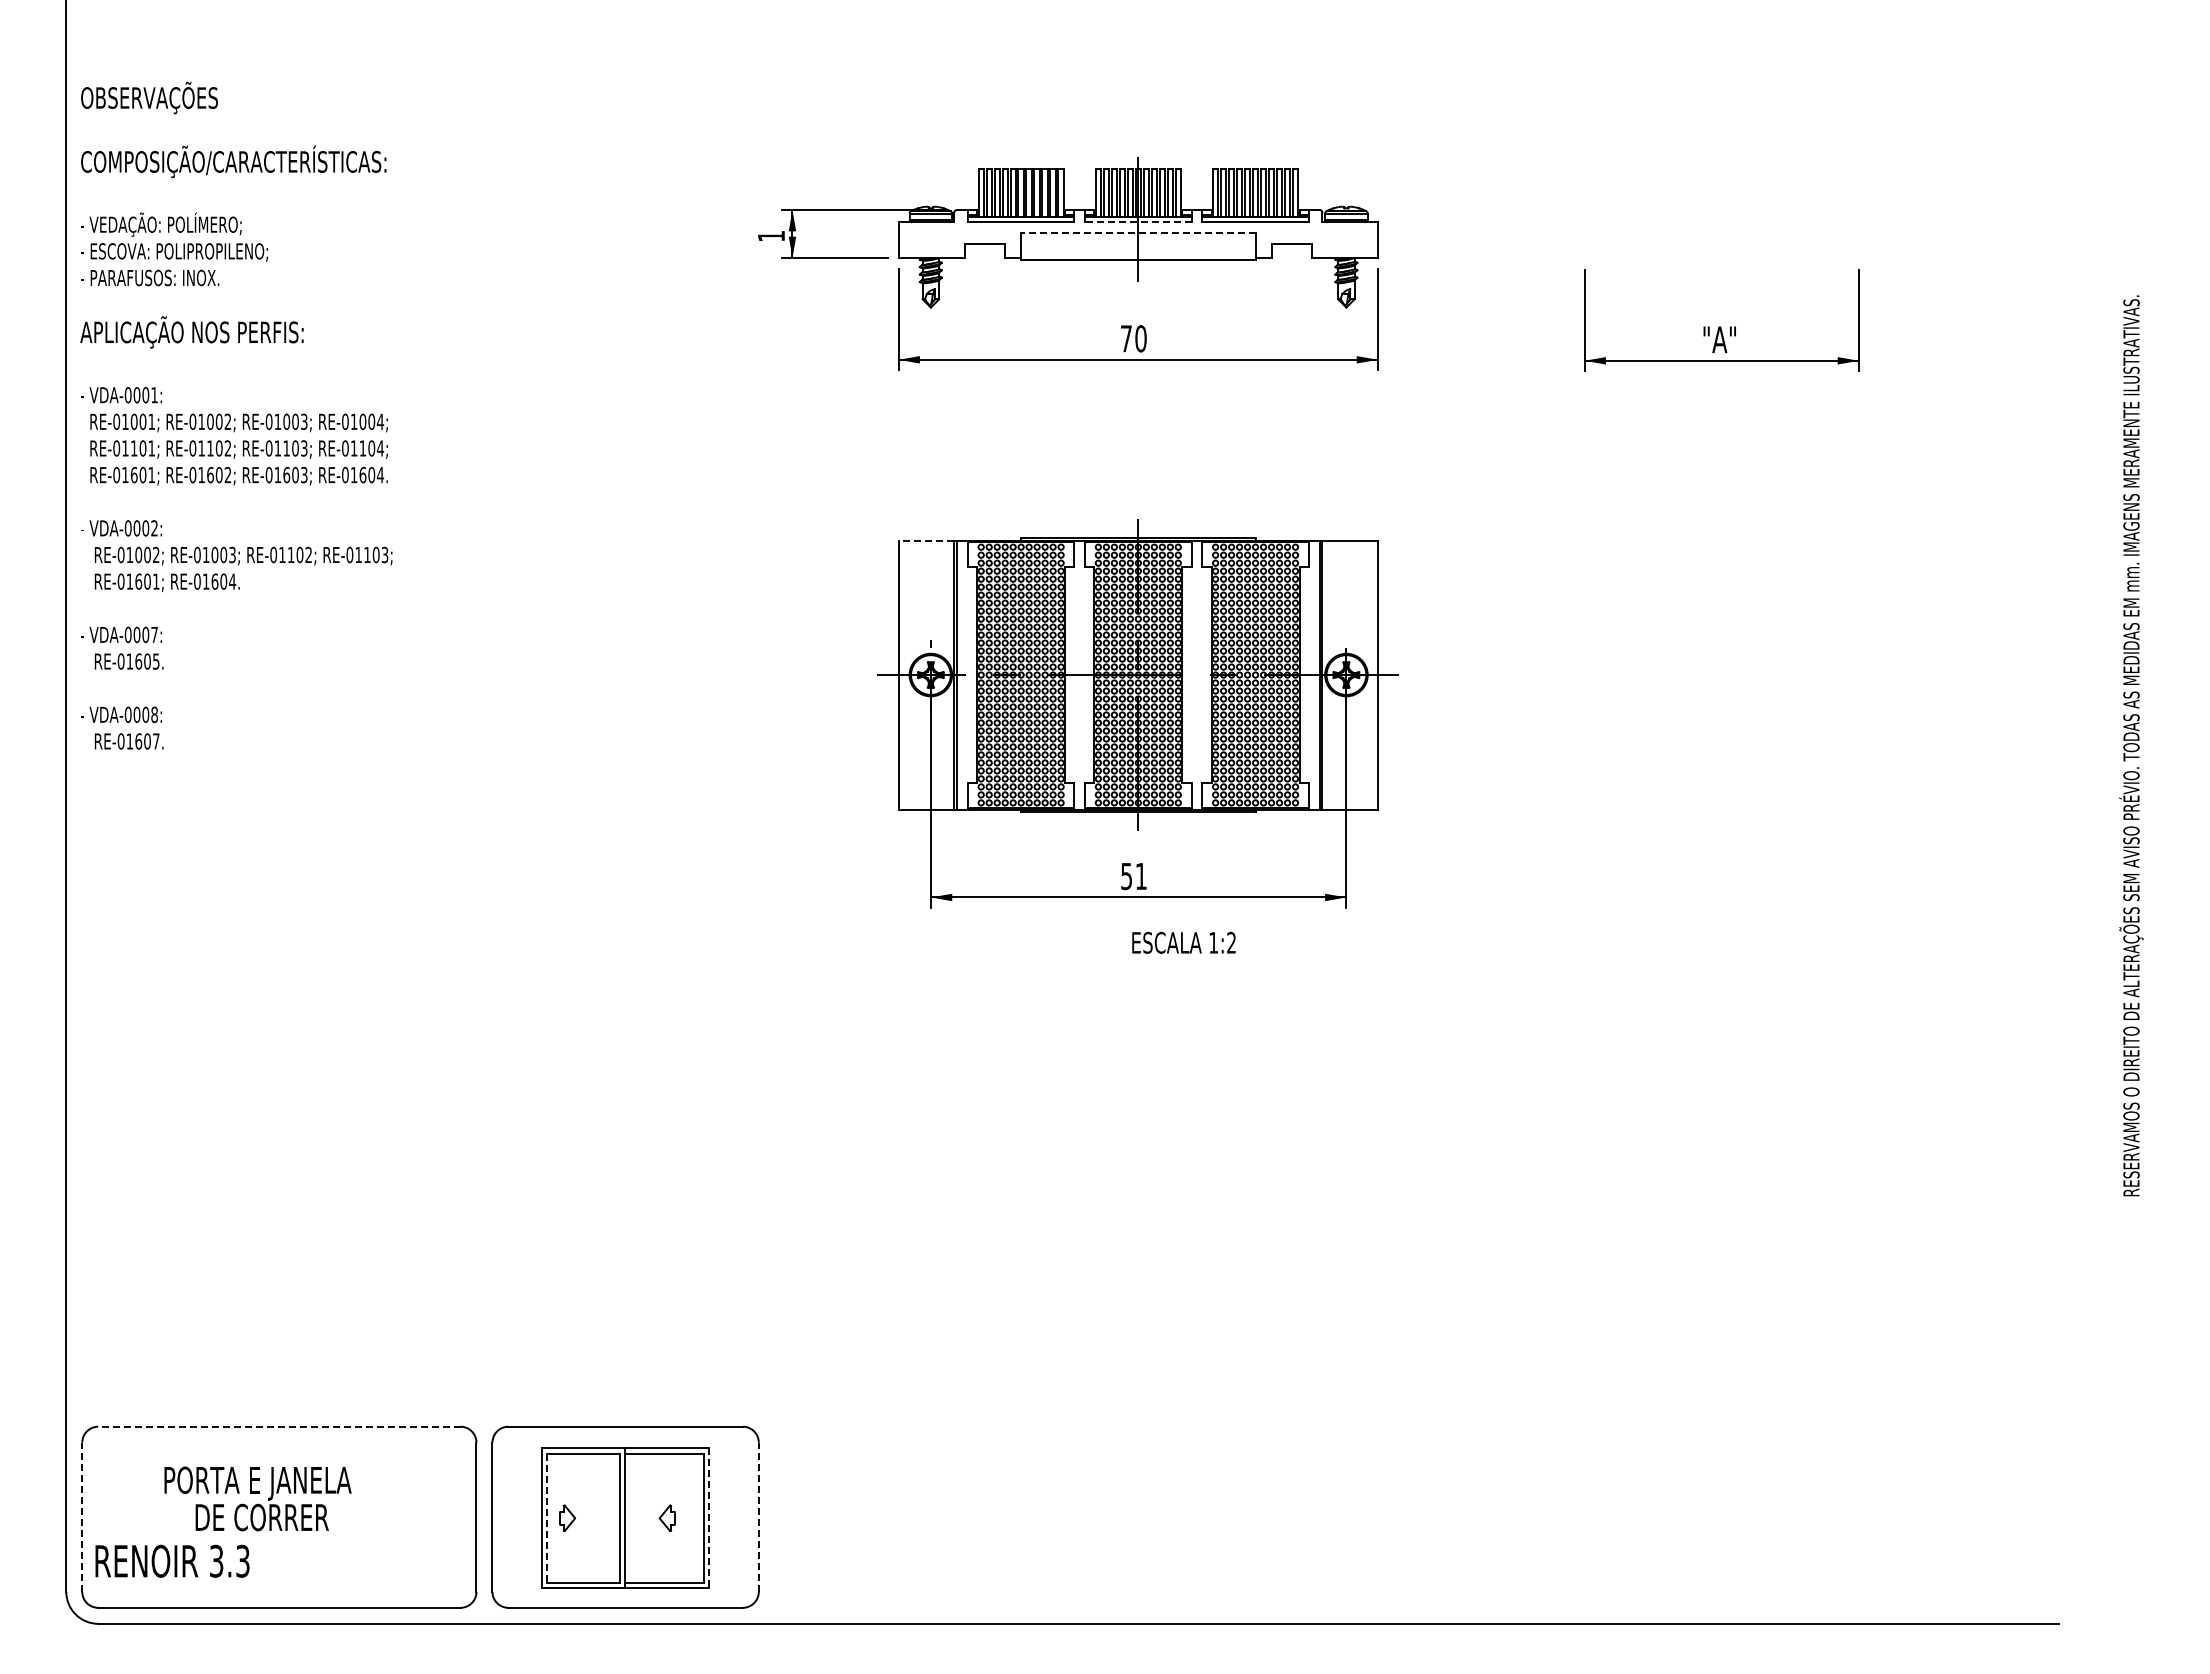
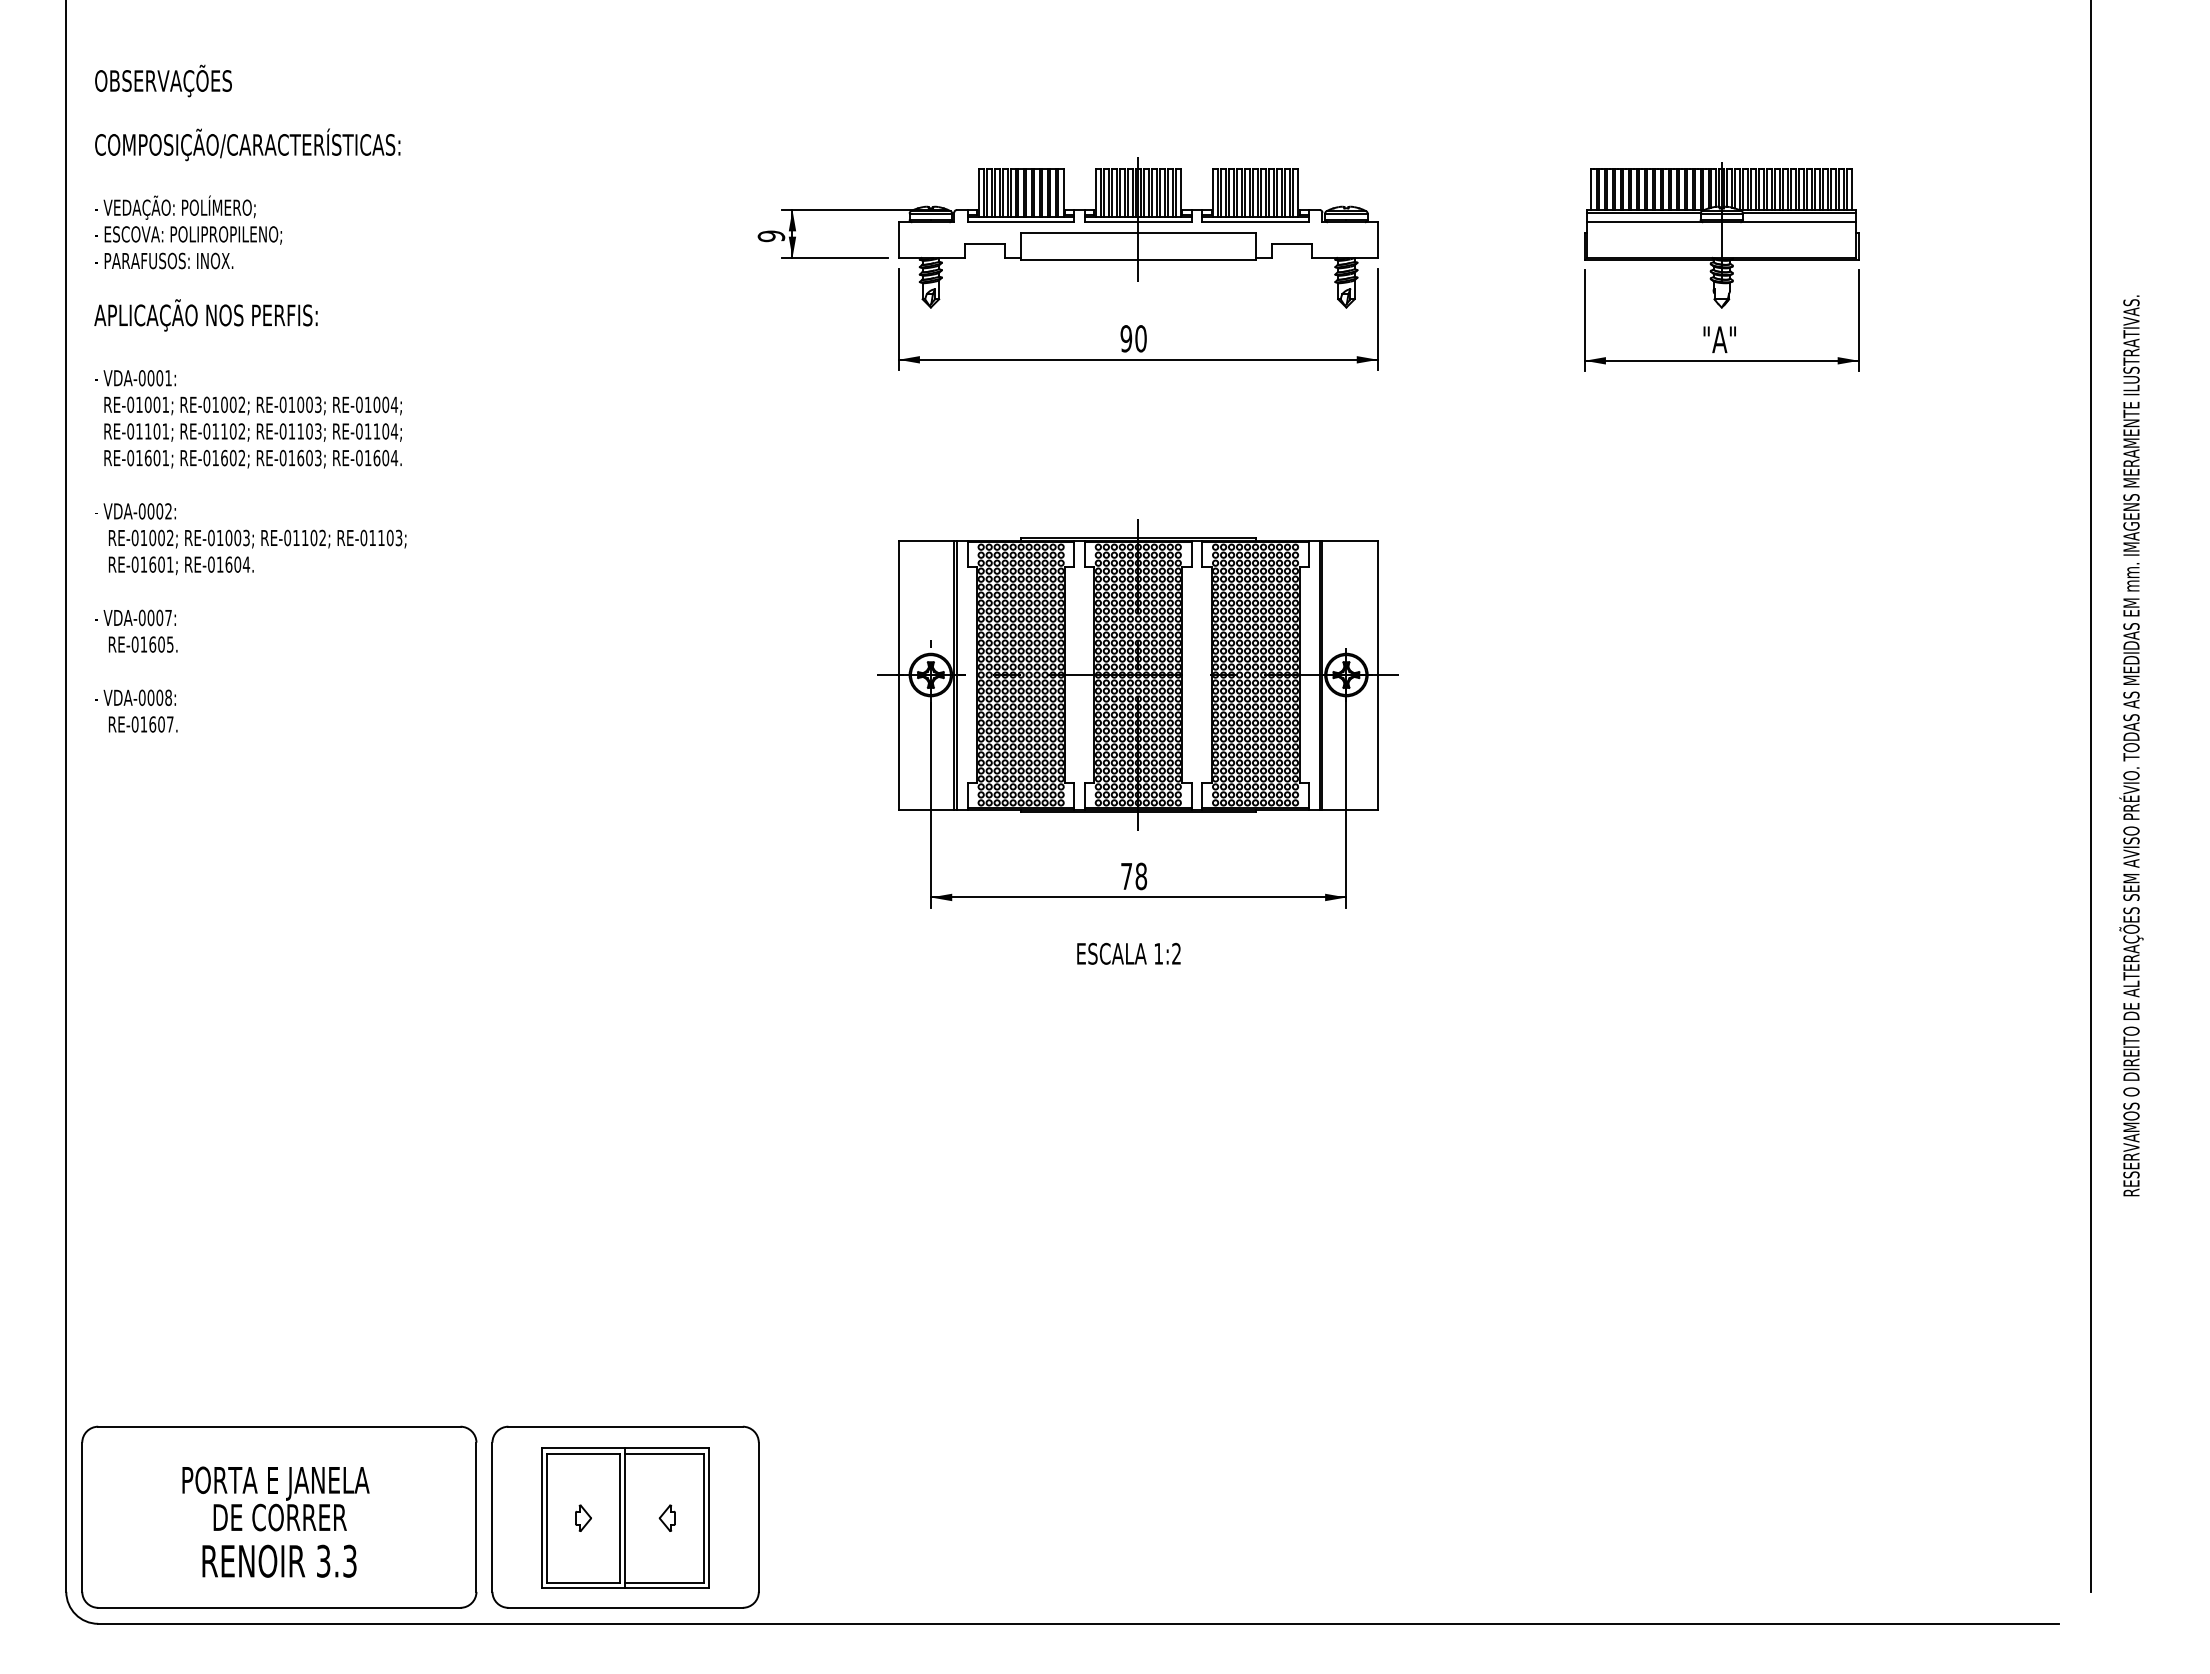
line: dashed -> solid (1137, 222)
line: dashed -> solid (1137, 232)
part: none -> present (1721, 235)
text: 1 -> 9 (771, 236)
text: 70 -> 90 (1126, 338)
text position: (236, 415) -> (250, 398) (250, 398)
line: dashed -> solid (926, 540)
line: none -> present (2090, 796)
text: 51 -> 78 (1134, 876)
text position: (1183, 942) -> (1128, 953) (1128, 953)
line: dashed -> solid (278, 1426)
text position: (257, 1498) -> (275, 1498) (275, 1498)
line: dashed -> solid (82, 1517)
part position: (567, 1517) -> (583, 1517) (583, 1517)
line: dashed -> solid (758, 1517)
line: dashed -> solid (547, 1518)
line: dashed -> solid (709, 1518)
text position: (172, 1560) -> (279, 1560) (279, 1560)
